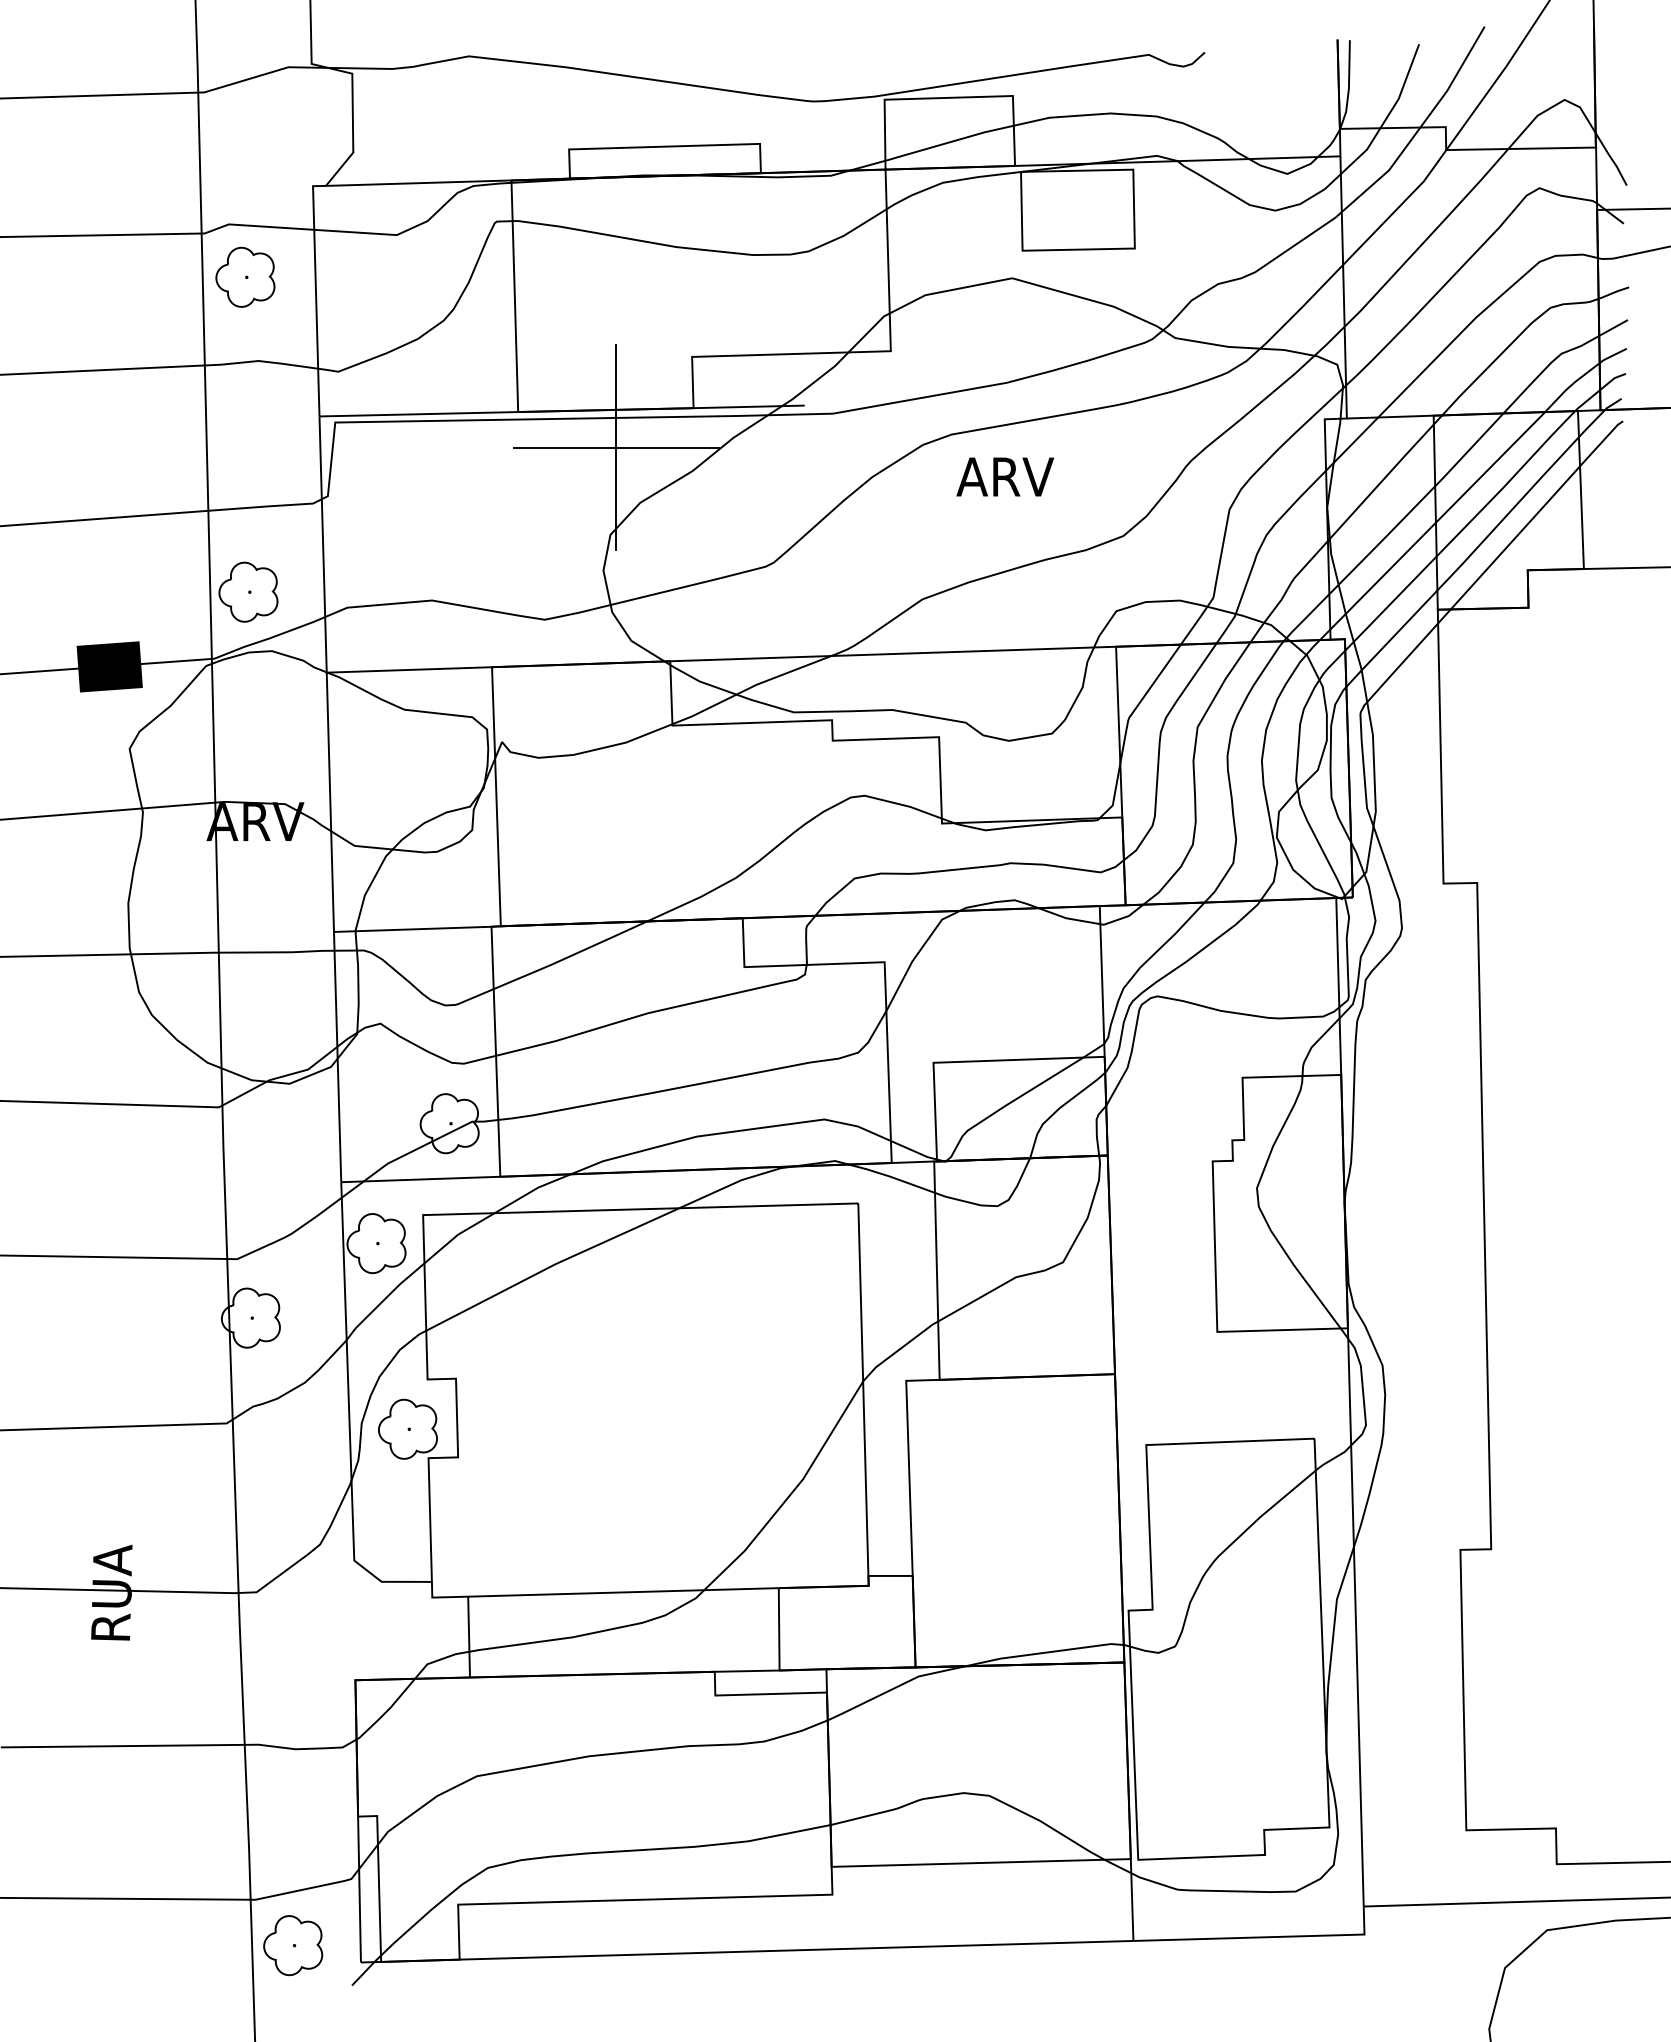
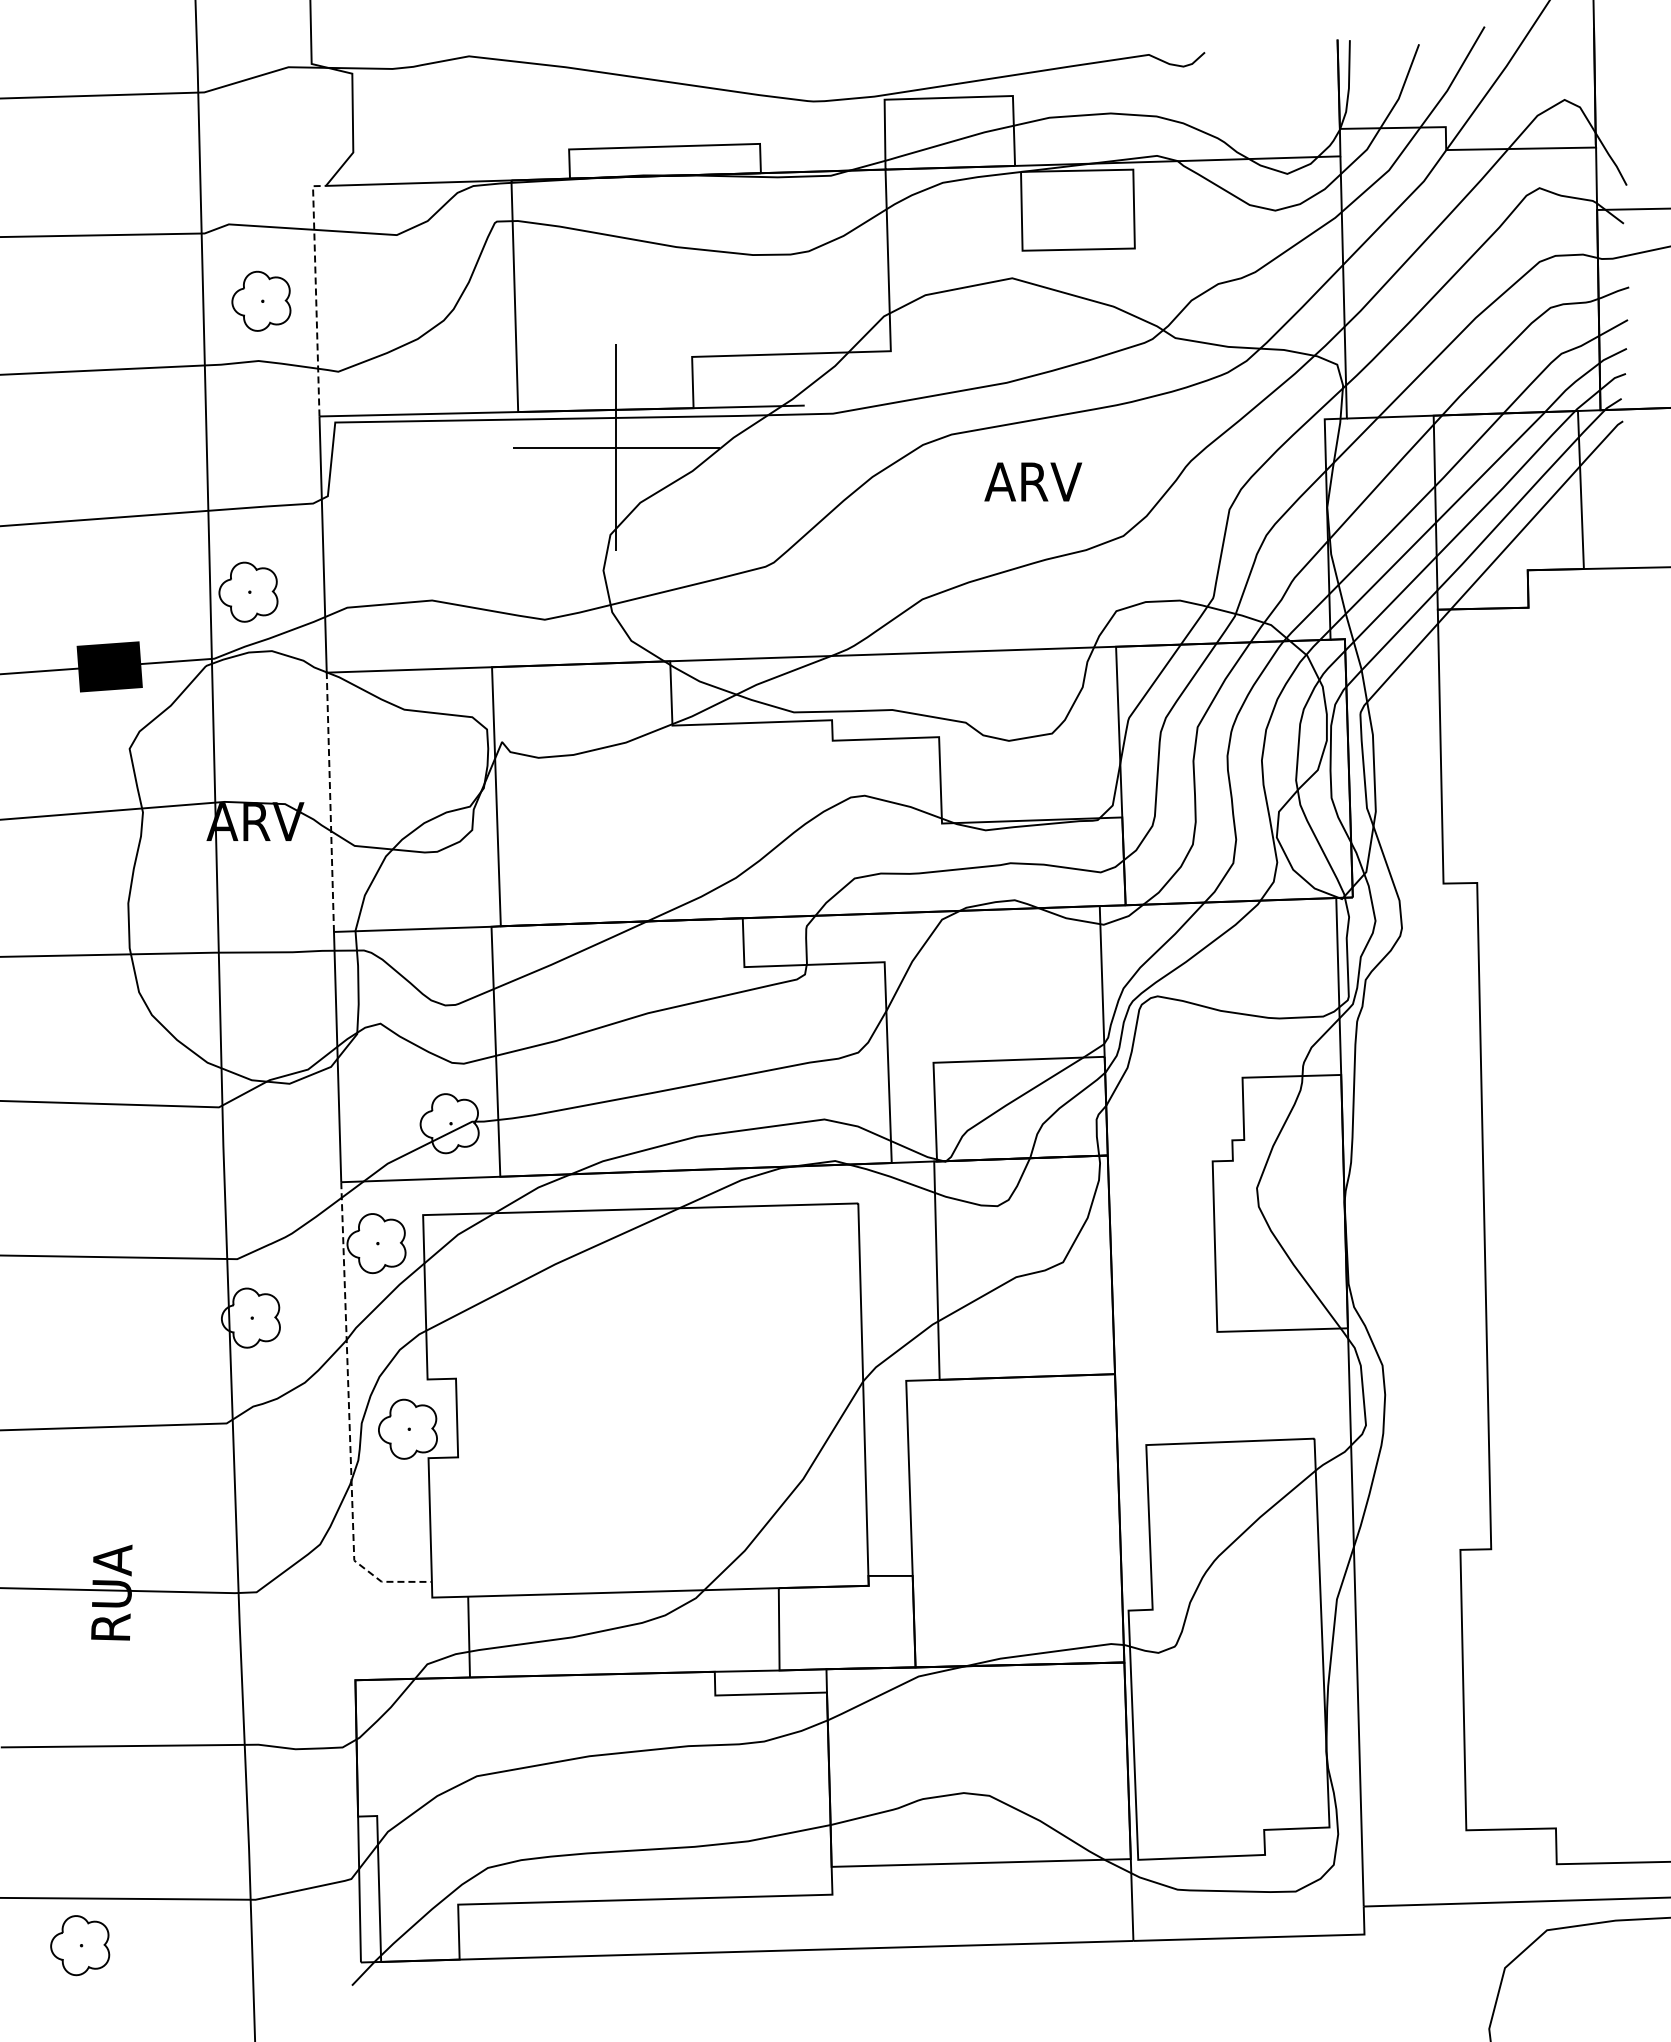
part position: (245, 276) -> (261, 300) (261, 300)
line: solid -> dashed (316, 293)
text position: (1004, 476) -> (1032, 481) (1032, 481)
line: solid -> dashed (330, 802)
line: solid -> dashed (349, 1415)
part position: (293, 1945) -> (80, 1945) (80, 1945)
